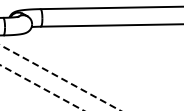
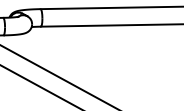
line: dashed -> solid (59, 77)
line: dashed -> solid (41, 87)
